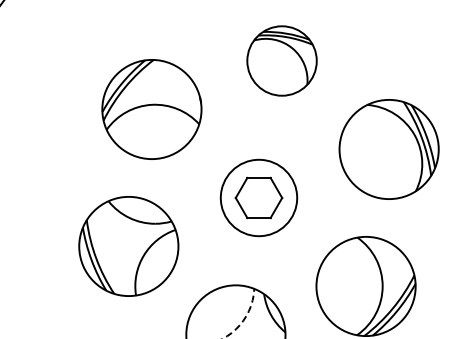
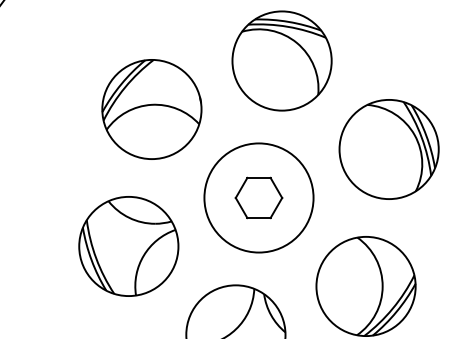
part size: 72x72 px -> 102x102 px (281, 60)
circle diameter: 76 px -> 109 px (258, 197)
arc: dashed -> solid (245, 317)
